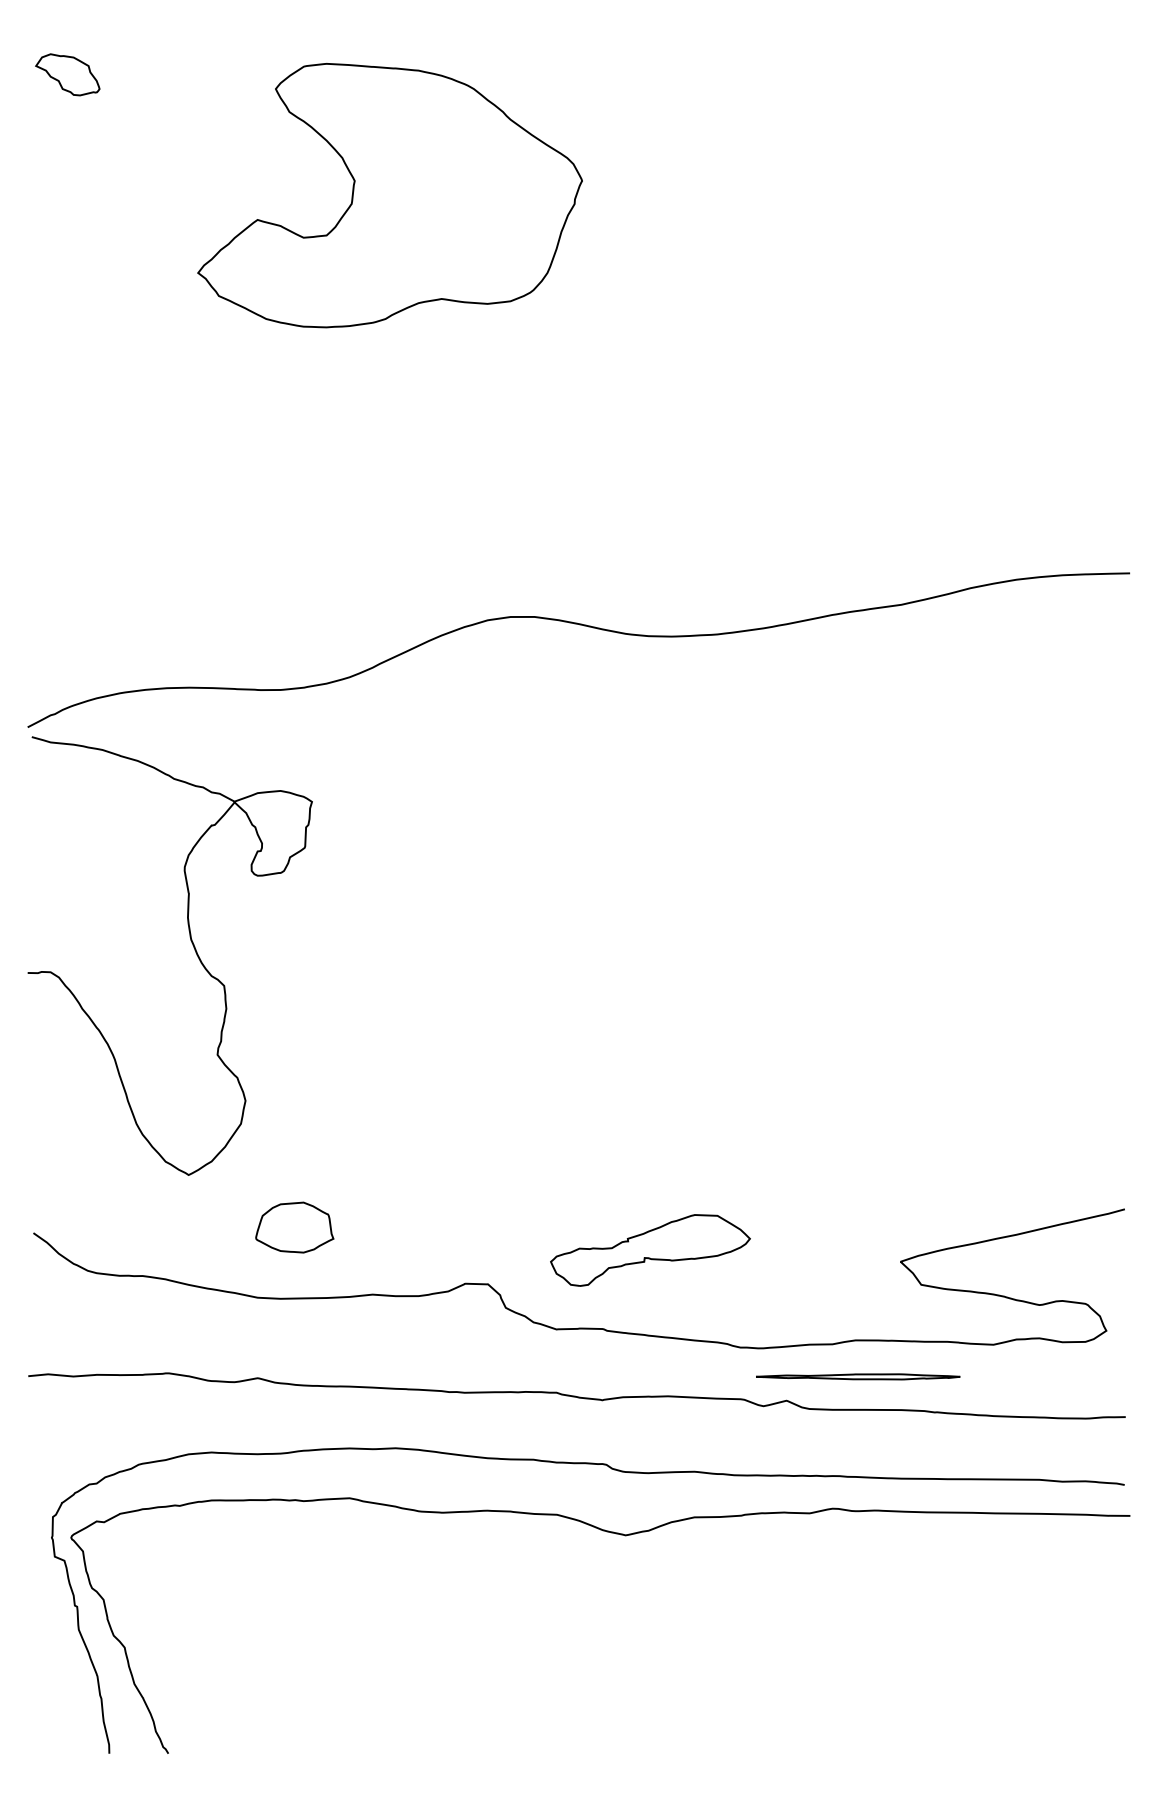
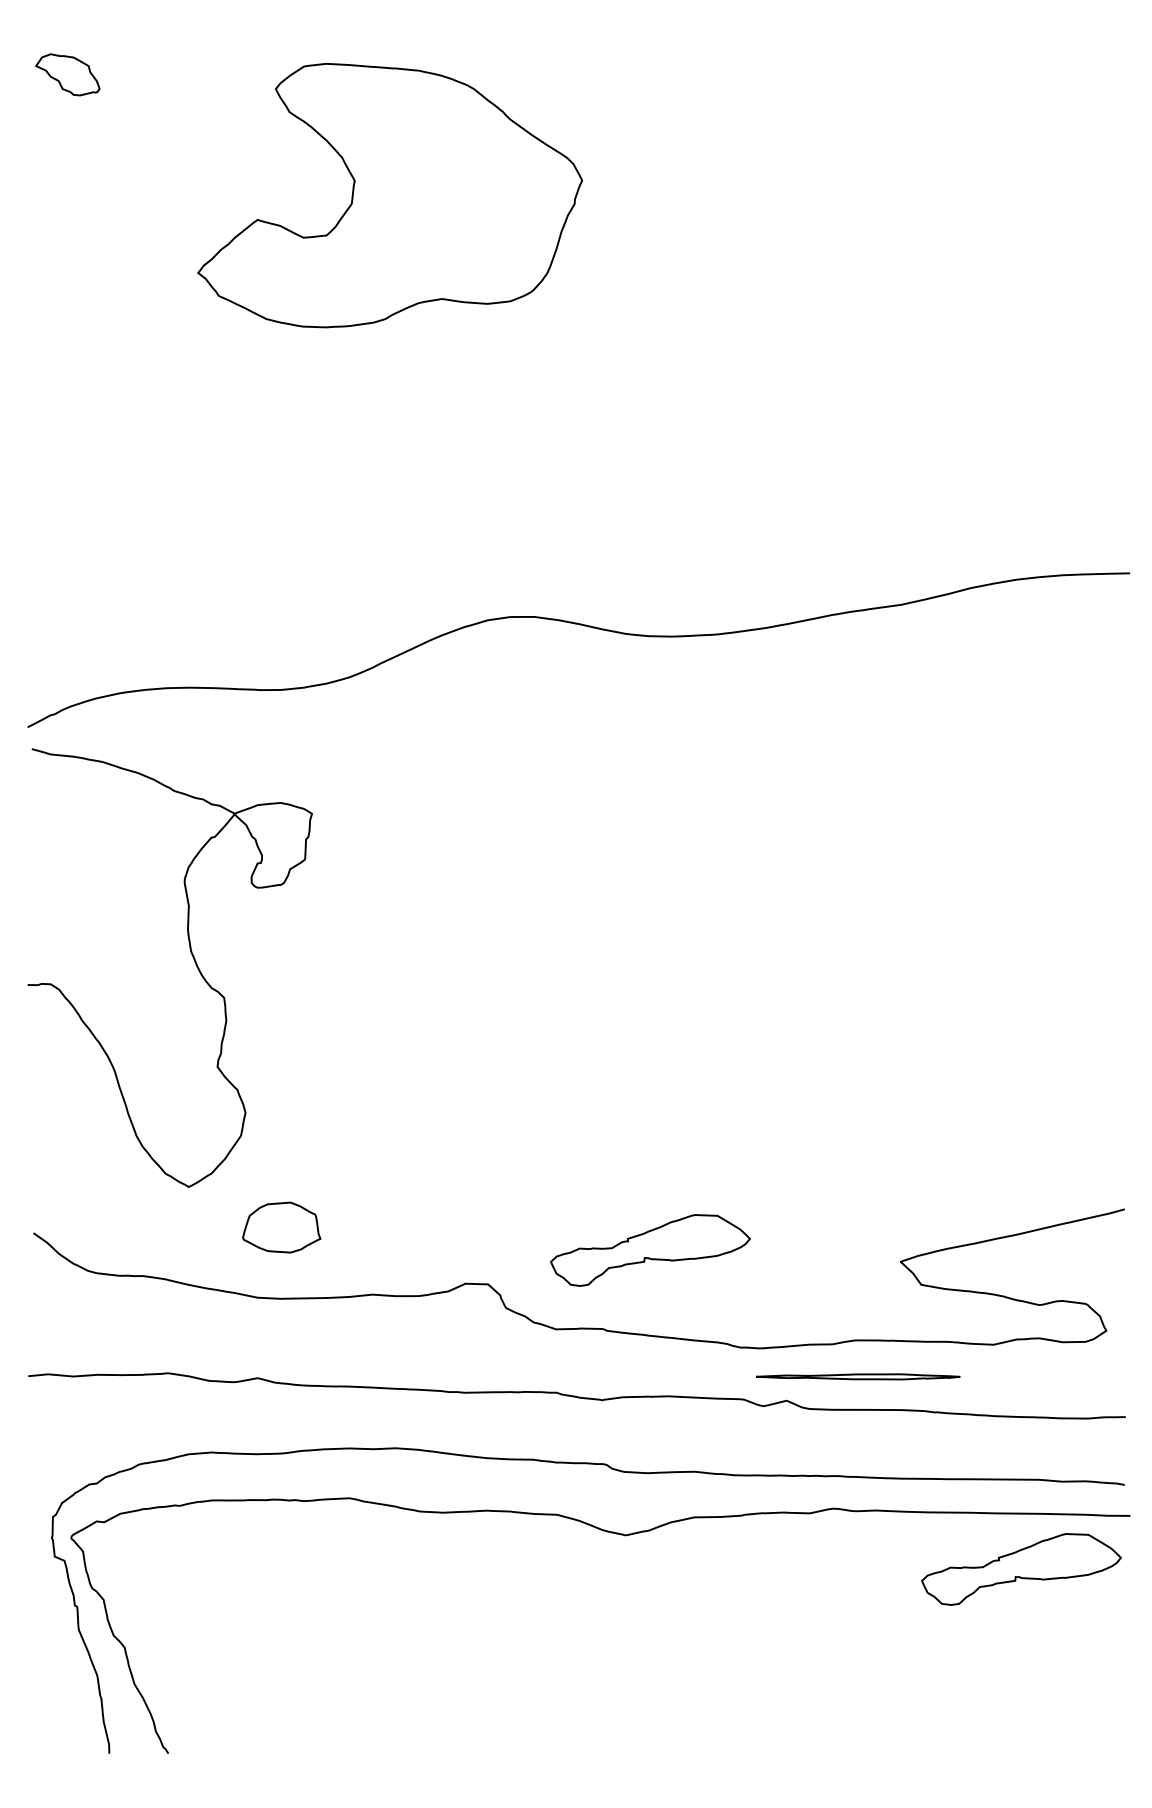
curve position: (191, 943) -> (191, 955) (191, 955)
part position: (294, 1227) -> (281, 1227) (281, 1227)
part: none -> present (1021, 1569)
